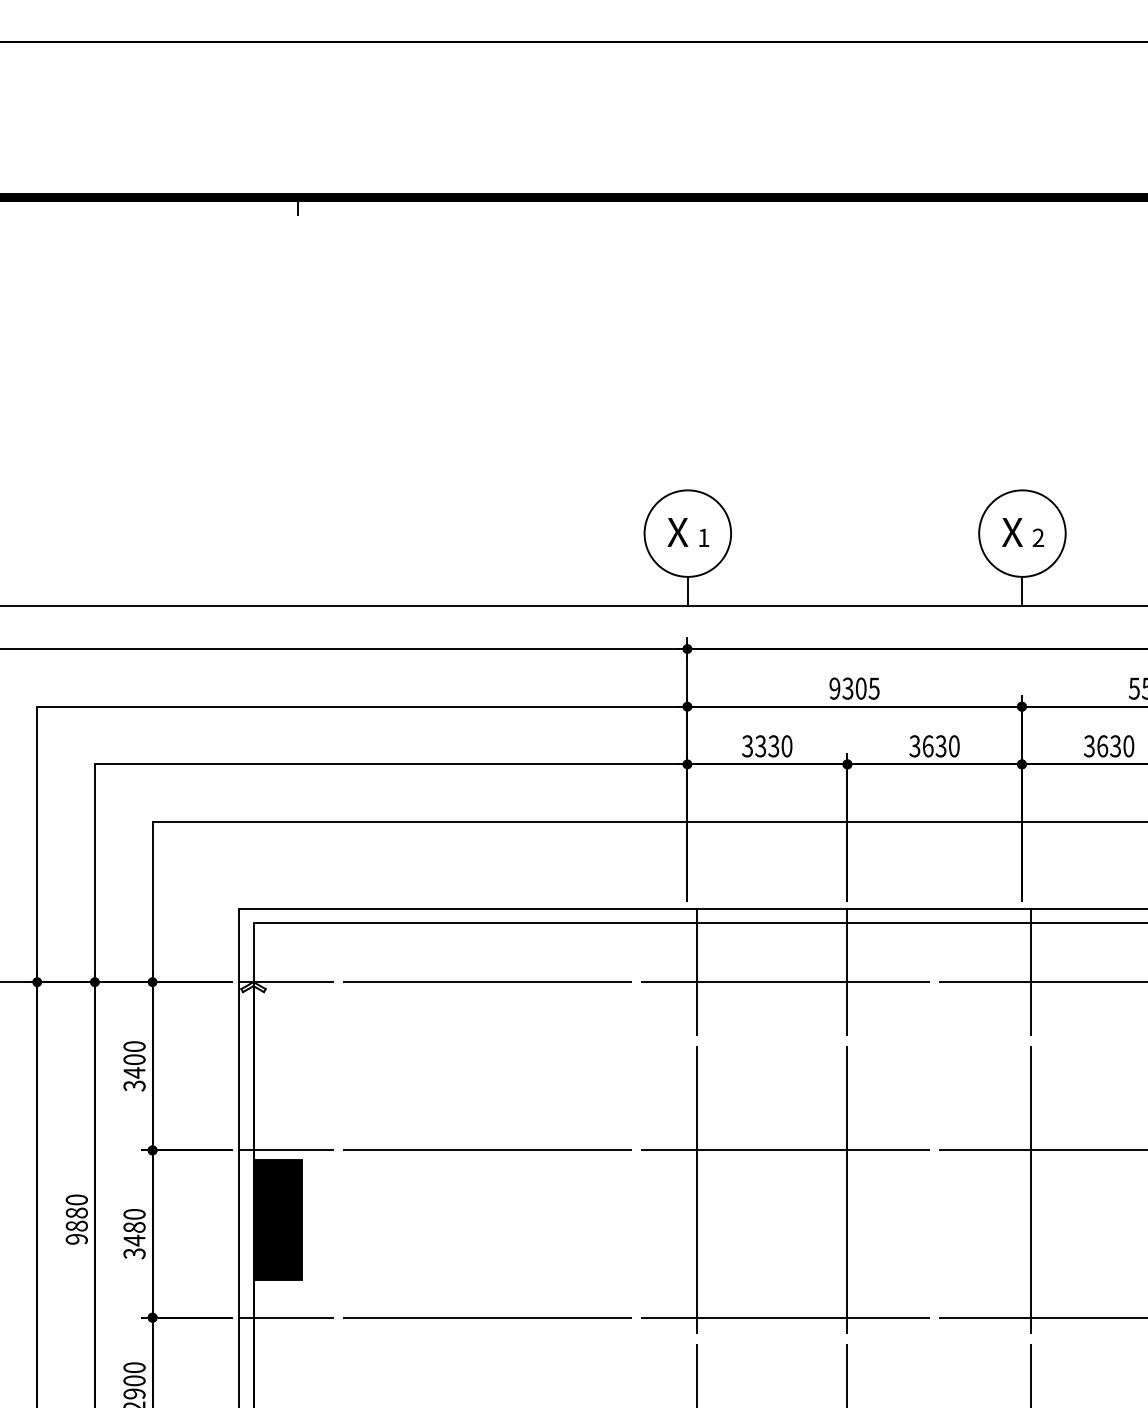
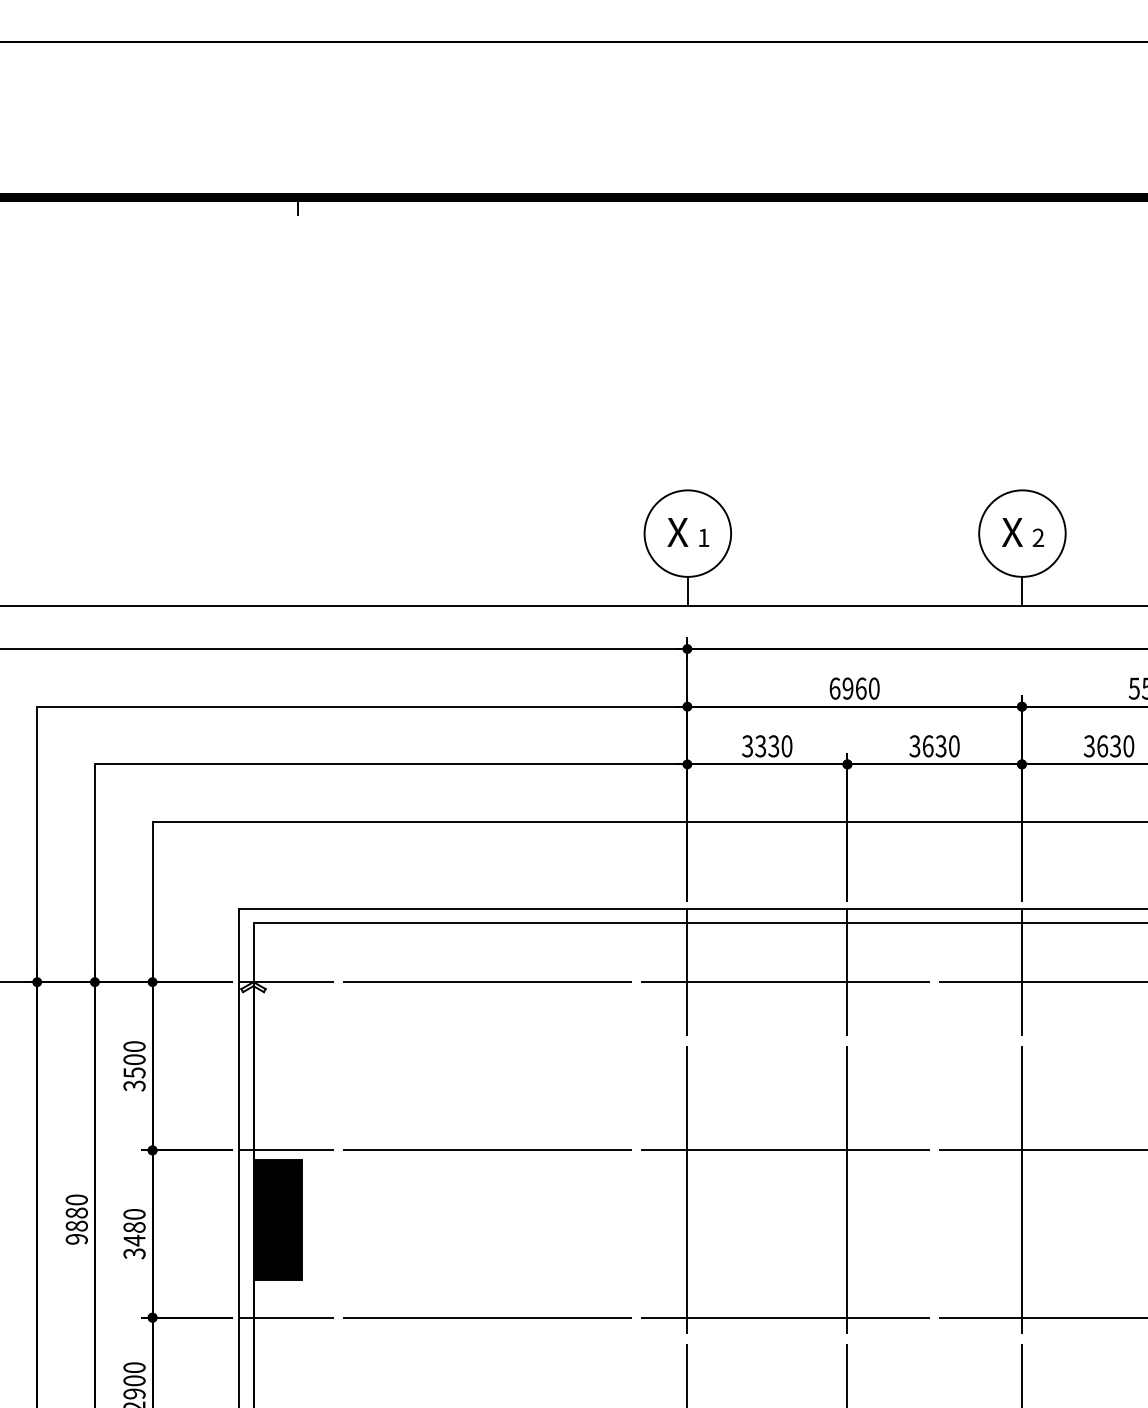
text: 9305 -> 6960 (854, 688)
text: 3400 -> 3500 (134, 1072)
line position: (697, 1156) -> (687, 1156) (687, 1156)
line position: (1030, 1156) -> (1021, 1156) (1021, 1156)
